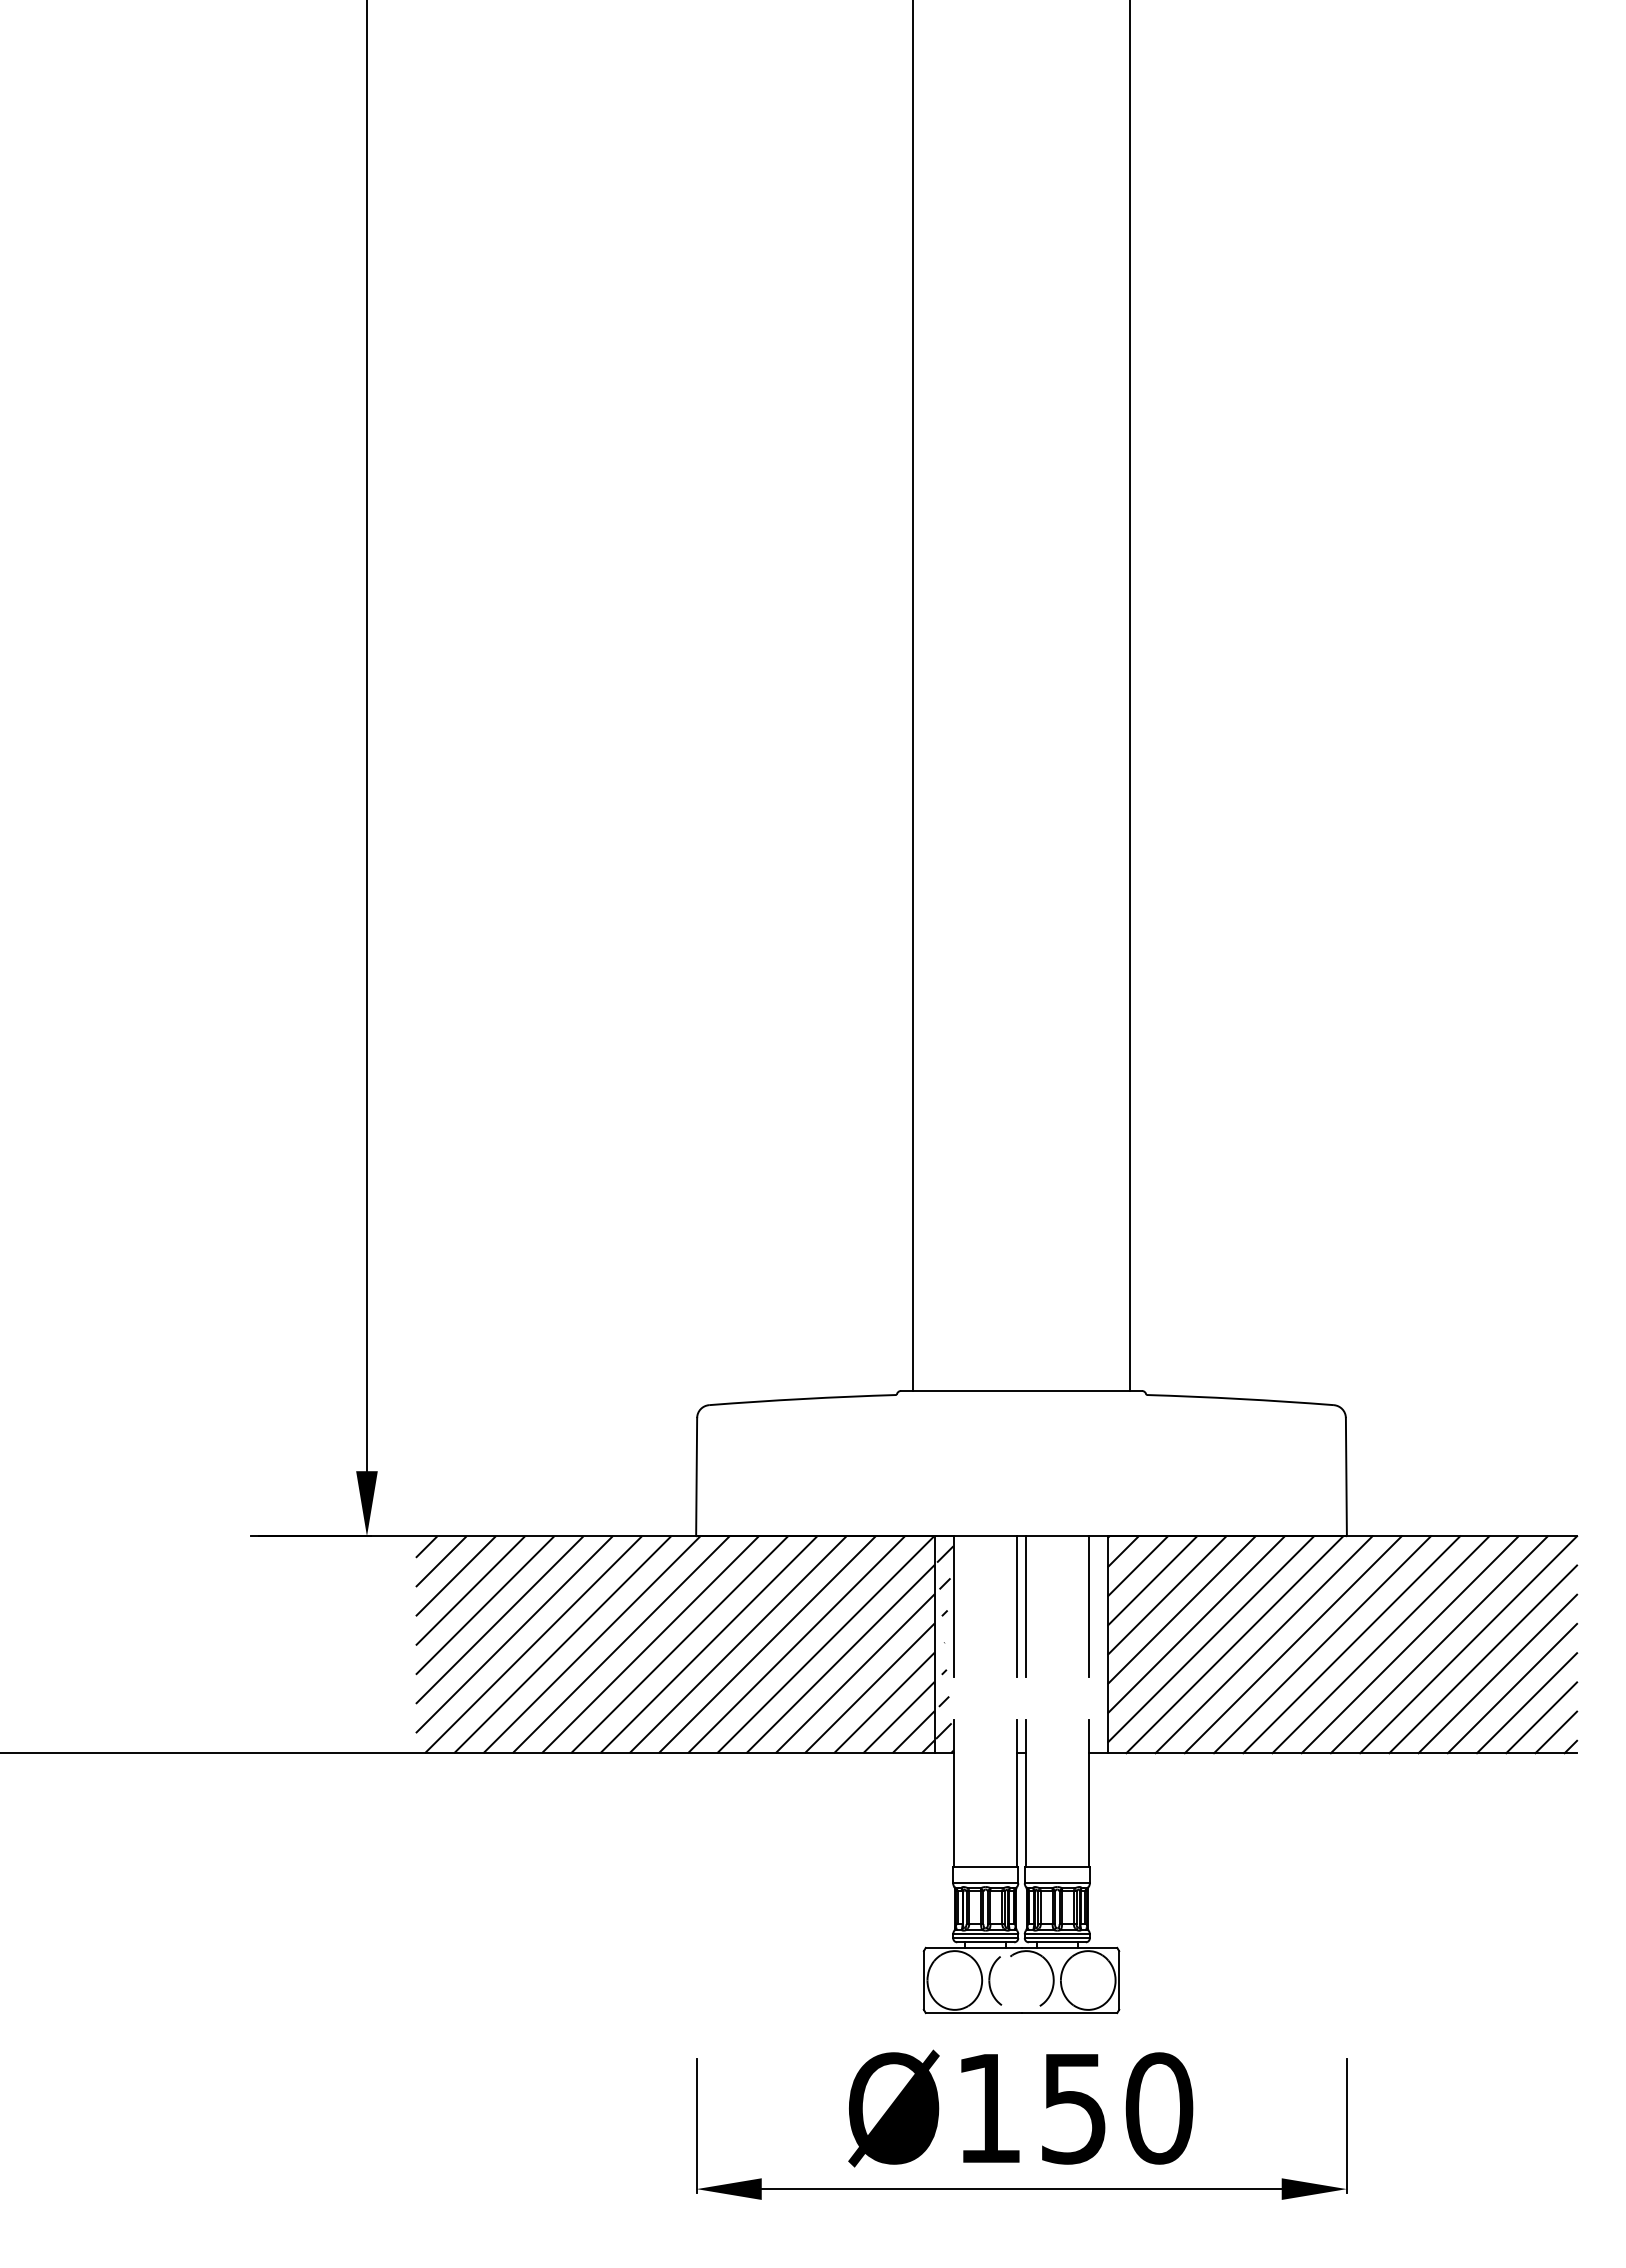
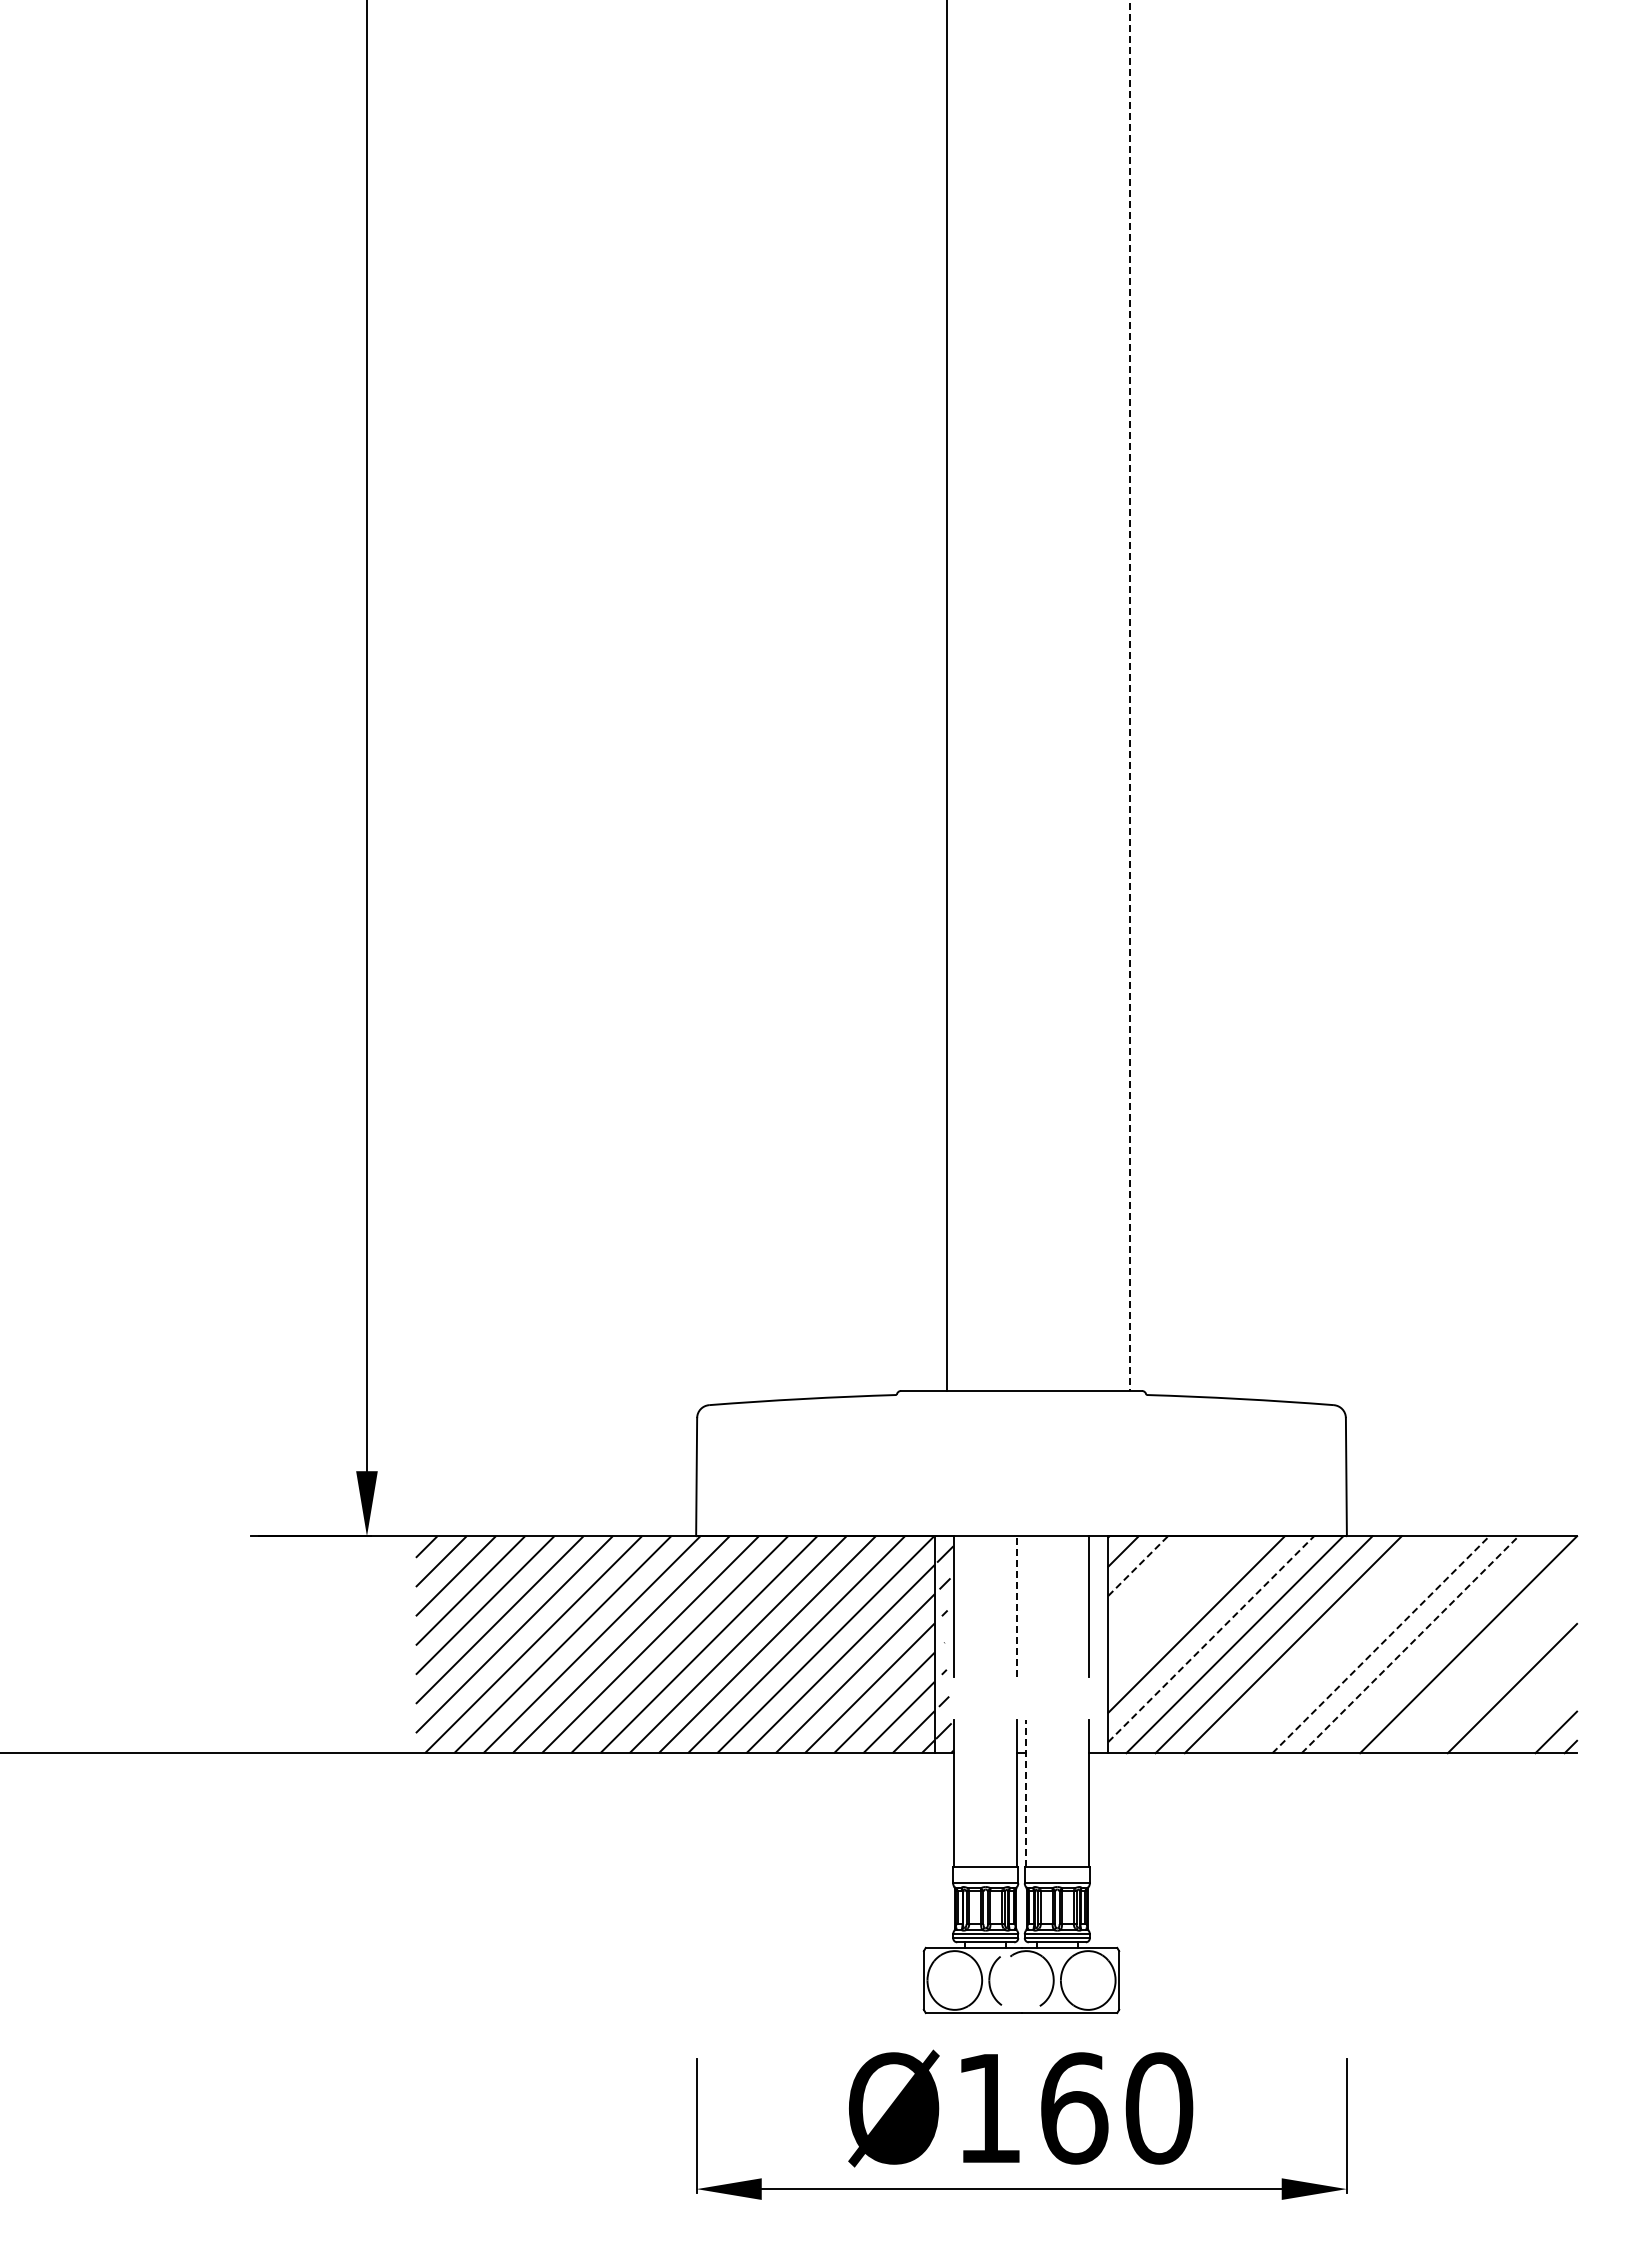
line position: (913, 696) -> (947, 696) (947, 696)
line: solid -> dashed (1130, 696)
line: solid -> dashed (1138, 1565)
line: present -> none (1152, 1580)
line: present -> none (1167, 1595)
line: solid -> dashed (1017, 1606)
line: present -> none (1025, 1606)
line: present -> none (1181, 1609)
line: solid -> dashed (1211, 1638)
line: present -> none (1322, 1644)
line: present -> none (1351, 1644)
line: solid -> dashed (1381, 1644)
line: solid -> dashed (1410, 1644)
line: present -> none (1438, 1644)
line: present -> none (1483, 1659)
line: present -> none (1497, 1673)
line: present -> none (1527, 1703)
line: present -> none (1541, 1717)
line: solid -> dashed (1025, 1793)
text: Ø150 -> Ø160 (1074, 2108)
